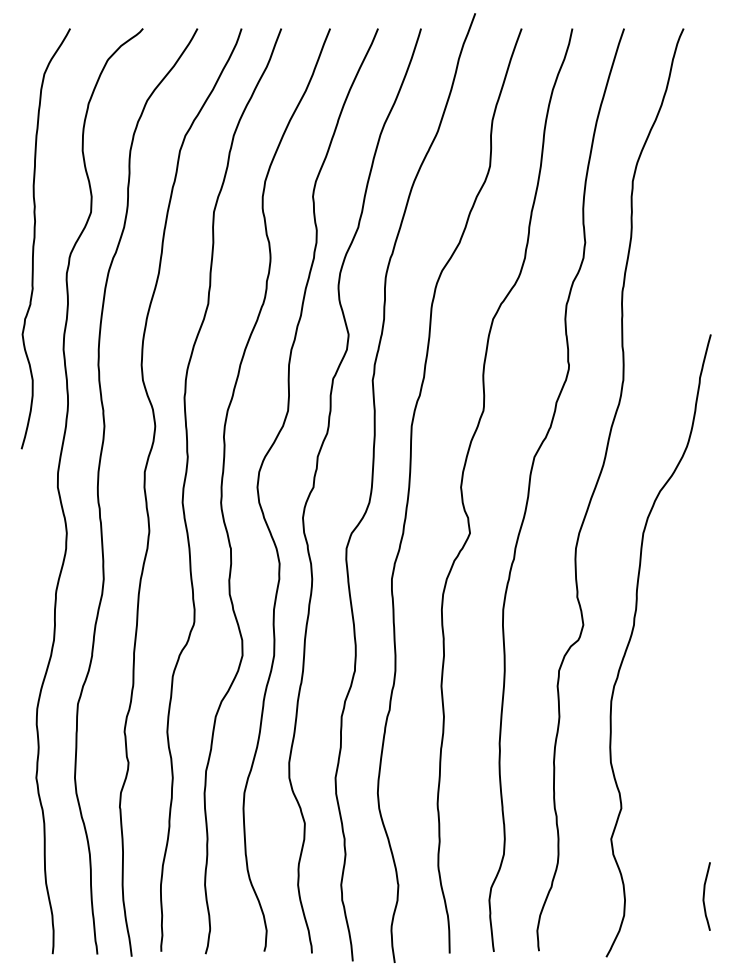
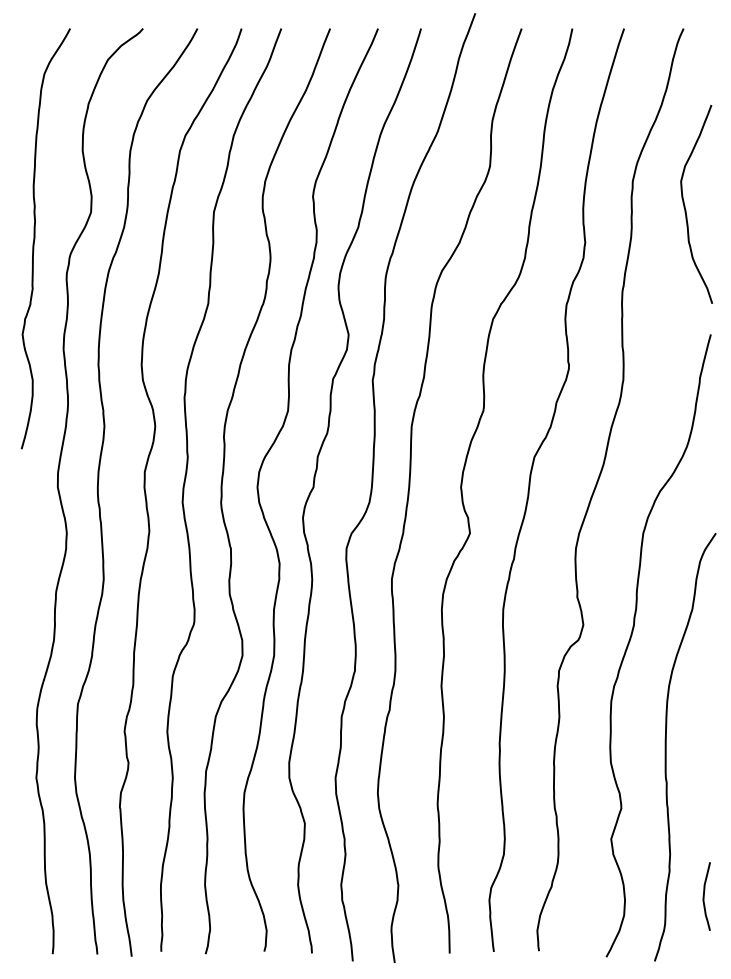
curve: none -> present (685, 205)
curve: none -> present (666, 747)
